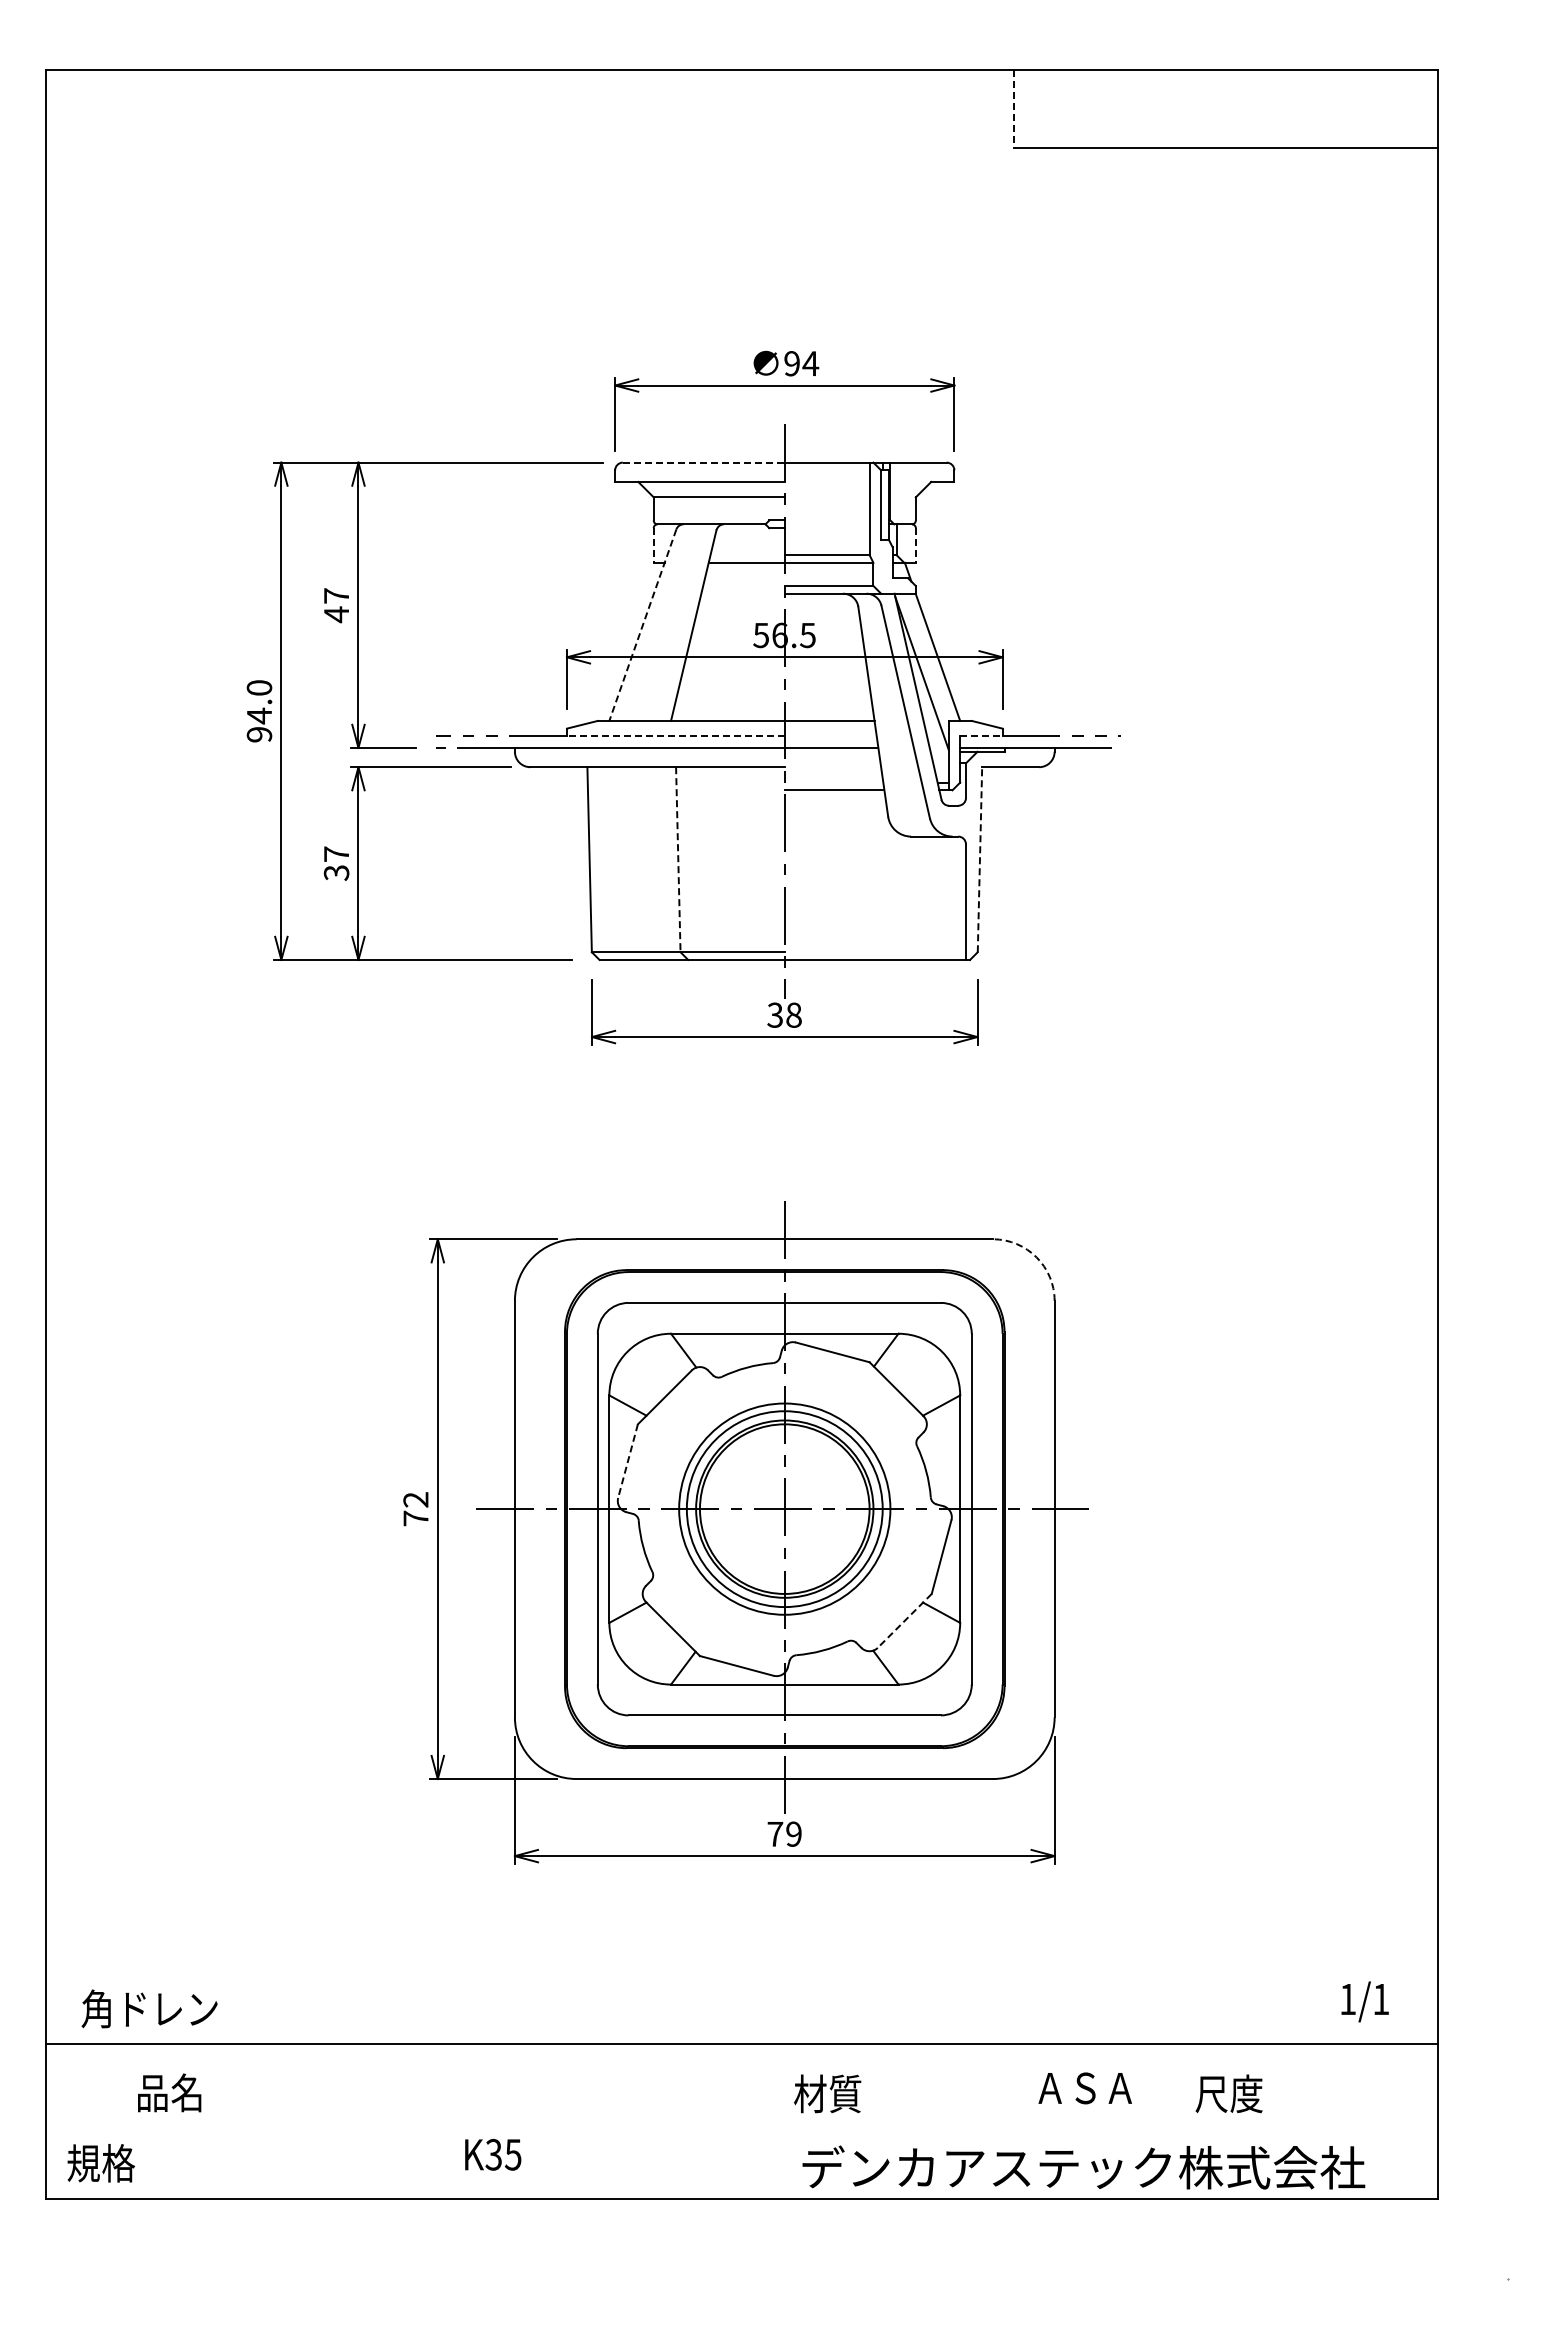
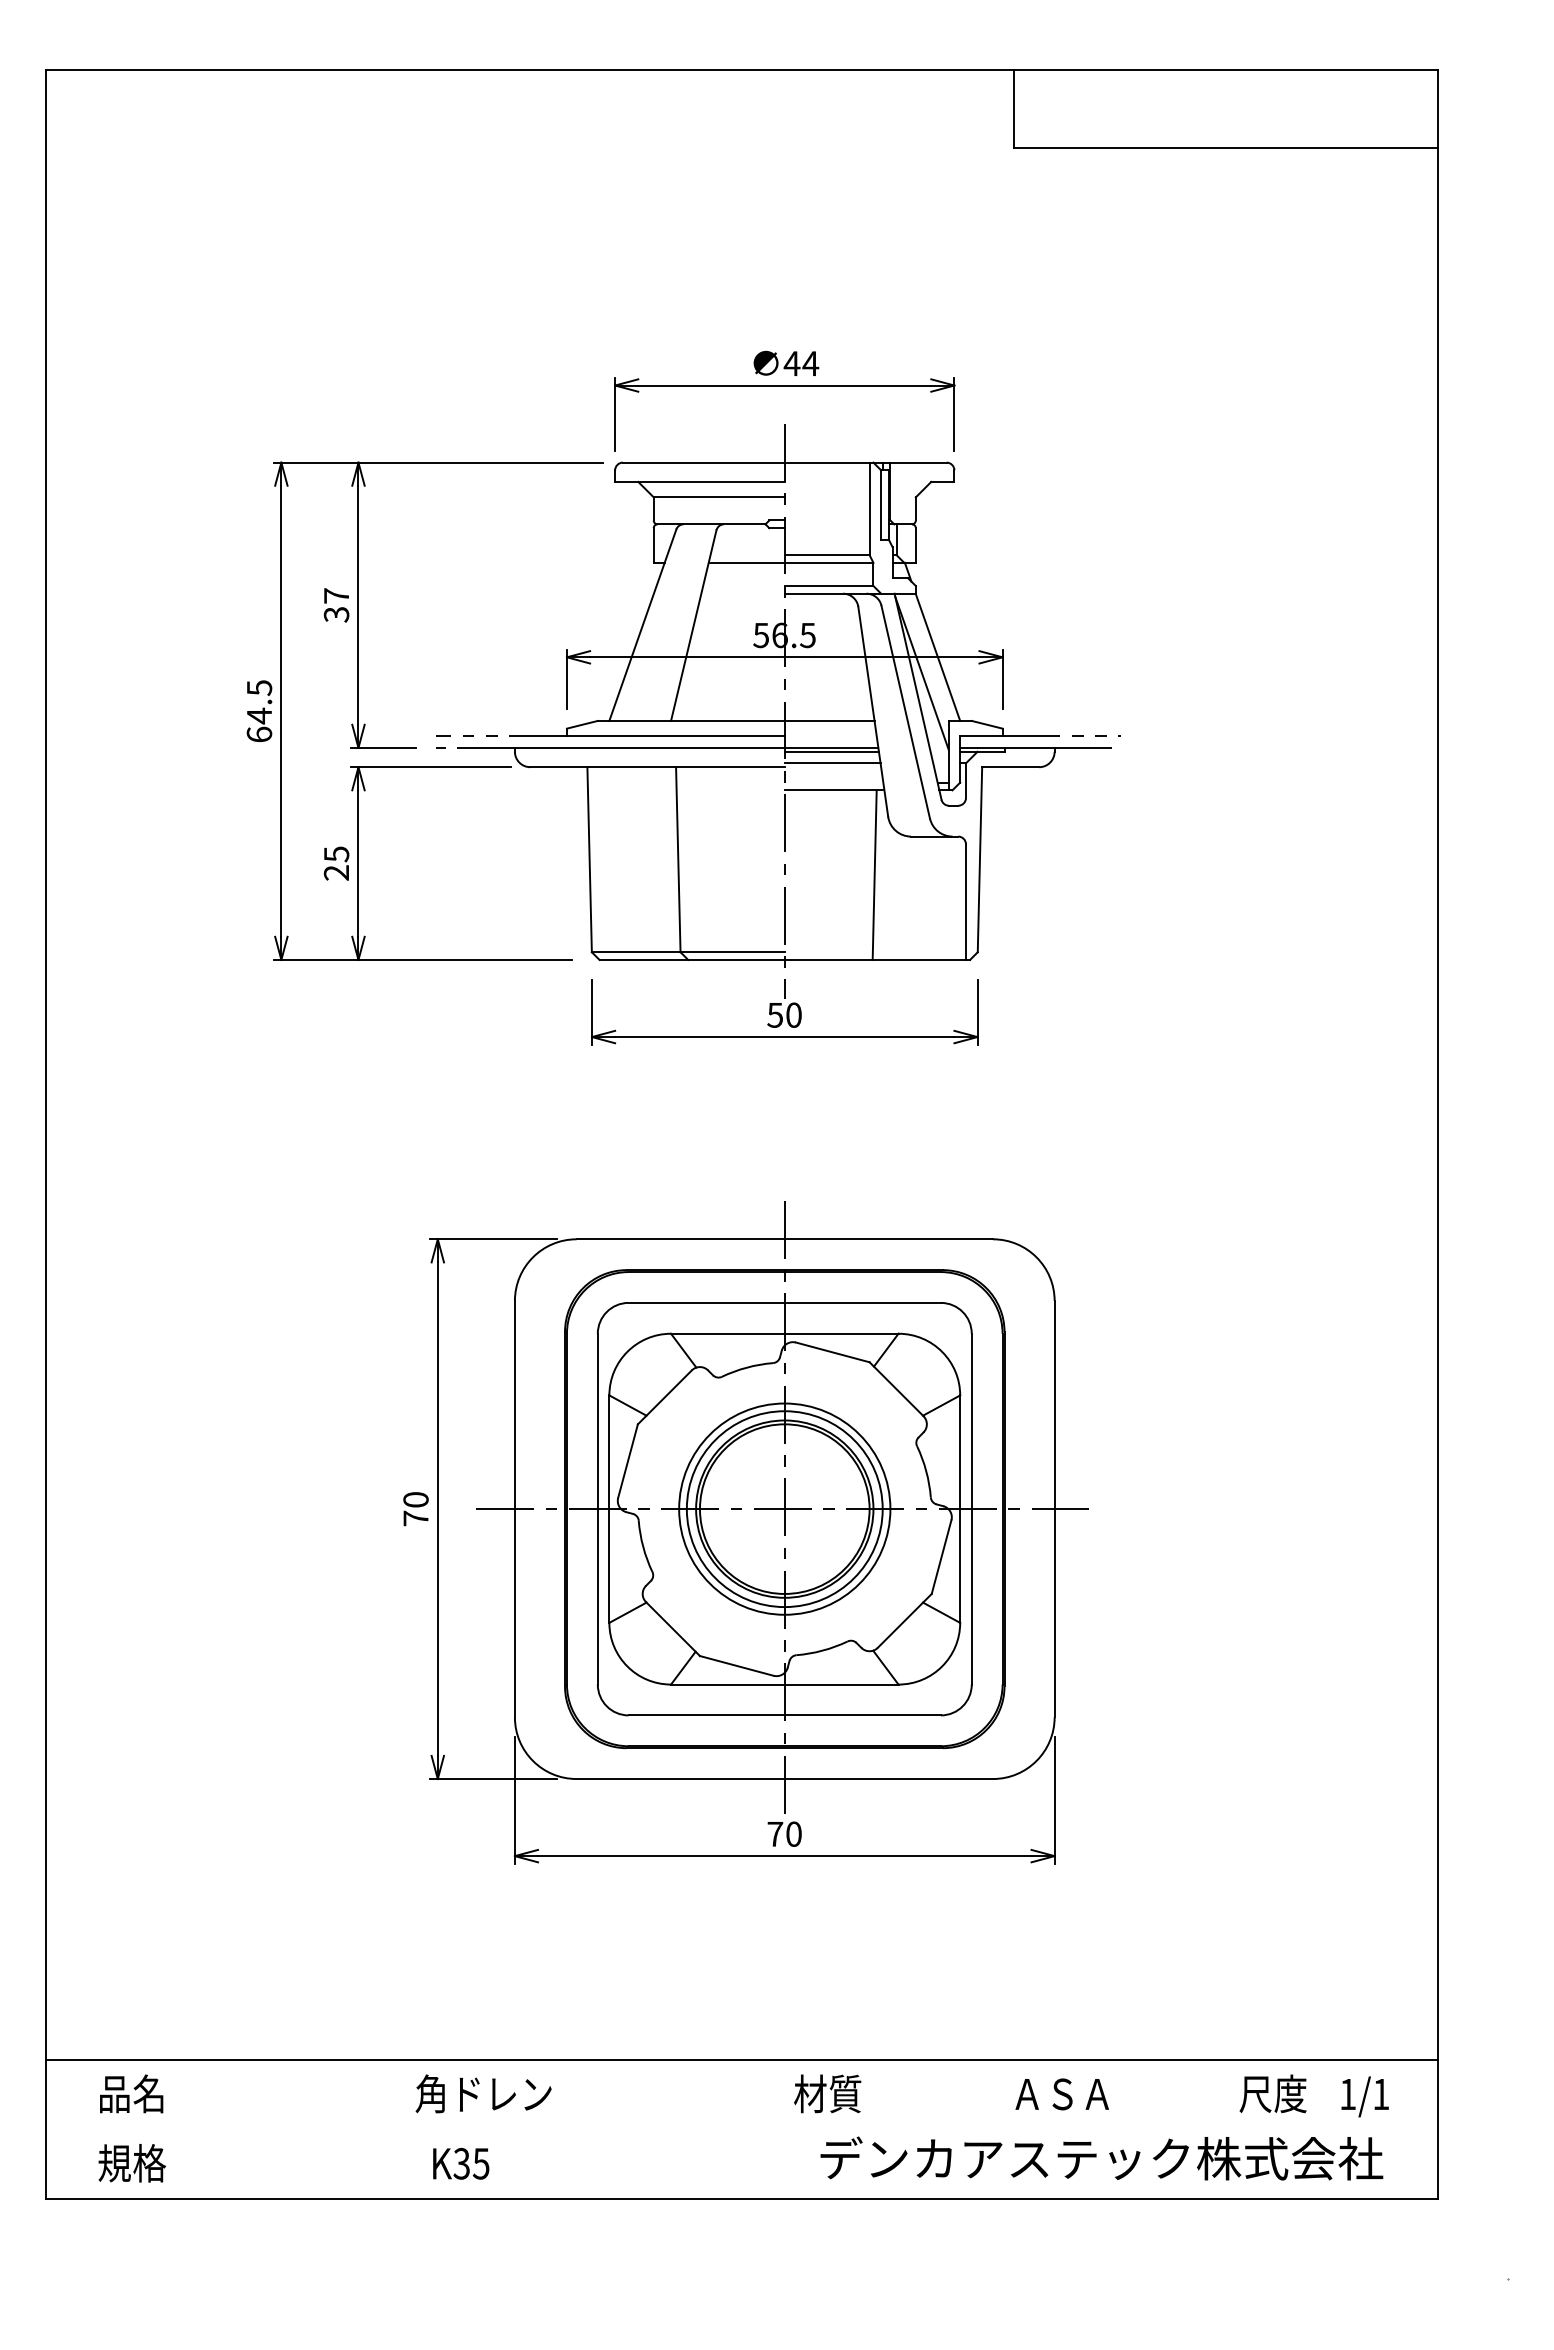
line: dashed -> solid (1014, 109)
text: 94 -> 44 (791, 363)
line: dashed -> solid (703, 462)
line: dashed -> solid (653, 546)
line: dashed -> solid (915, 546)
text: 47 -> 37 (336, 614)
line: dashed -> solid (642, 625)
text: 94.0 -> 64.5 (259, 711)
line: dashed -> solid (675, 736)
line: dashed -> solid (981, 736)
line: none -> present (831, 751)
line: none -> present (832, 763)
line: dashed -> solid (678, 859)
line: dashed -> solid (979, 859)
text: 37 -> 25 (336, 863)
line: none -> present (874, 874)
text: 38 -> 50 (784, 1014)
arc: dashed -> solid (1036, 1257)
line: dashed -> solid (627, 1461)
text: 72 -> 70 (415, 1499)
line: dashed -> solid (904, 1621)
text: 79 -> 70 (793, 1833)
text position: (1364, 2001) -> (1364, 2096) (1364, 2096)
text position: (149, 2008) -> (483, 2093) (483, 2093)
line position: (742, 2043) -> (742, 2059) (742, 2059)
text position: (1084, 2088) -> (1061, 2094) (1061, 2094)
text position: (169, 2092) -> (131, 2093) (131, 2093)
text position: (1228, 2093) -> (1272, 2093) (1272, 2093)
text position: (493, 2154) -> (461, 2163) (461, 2163)
text position: (101, 2163) -> (132, 2163) (132, 2163)
text position: (1083, 2167) -> (1101, 2158) (1101, 2158)
